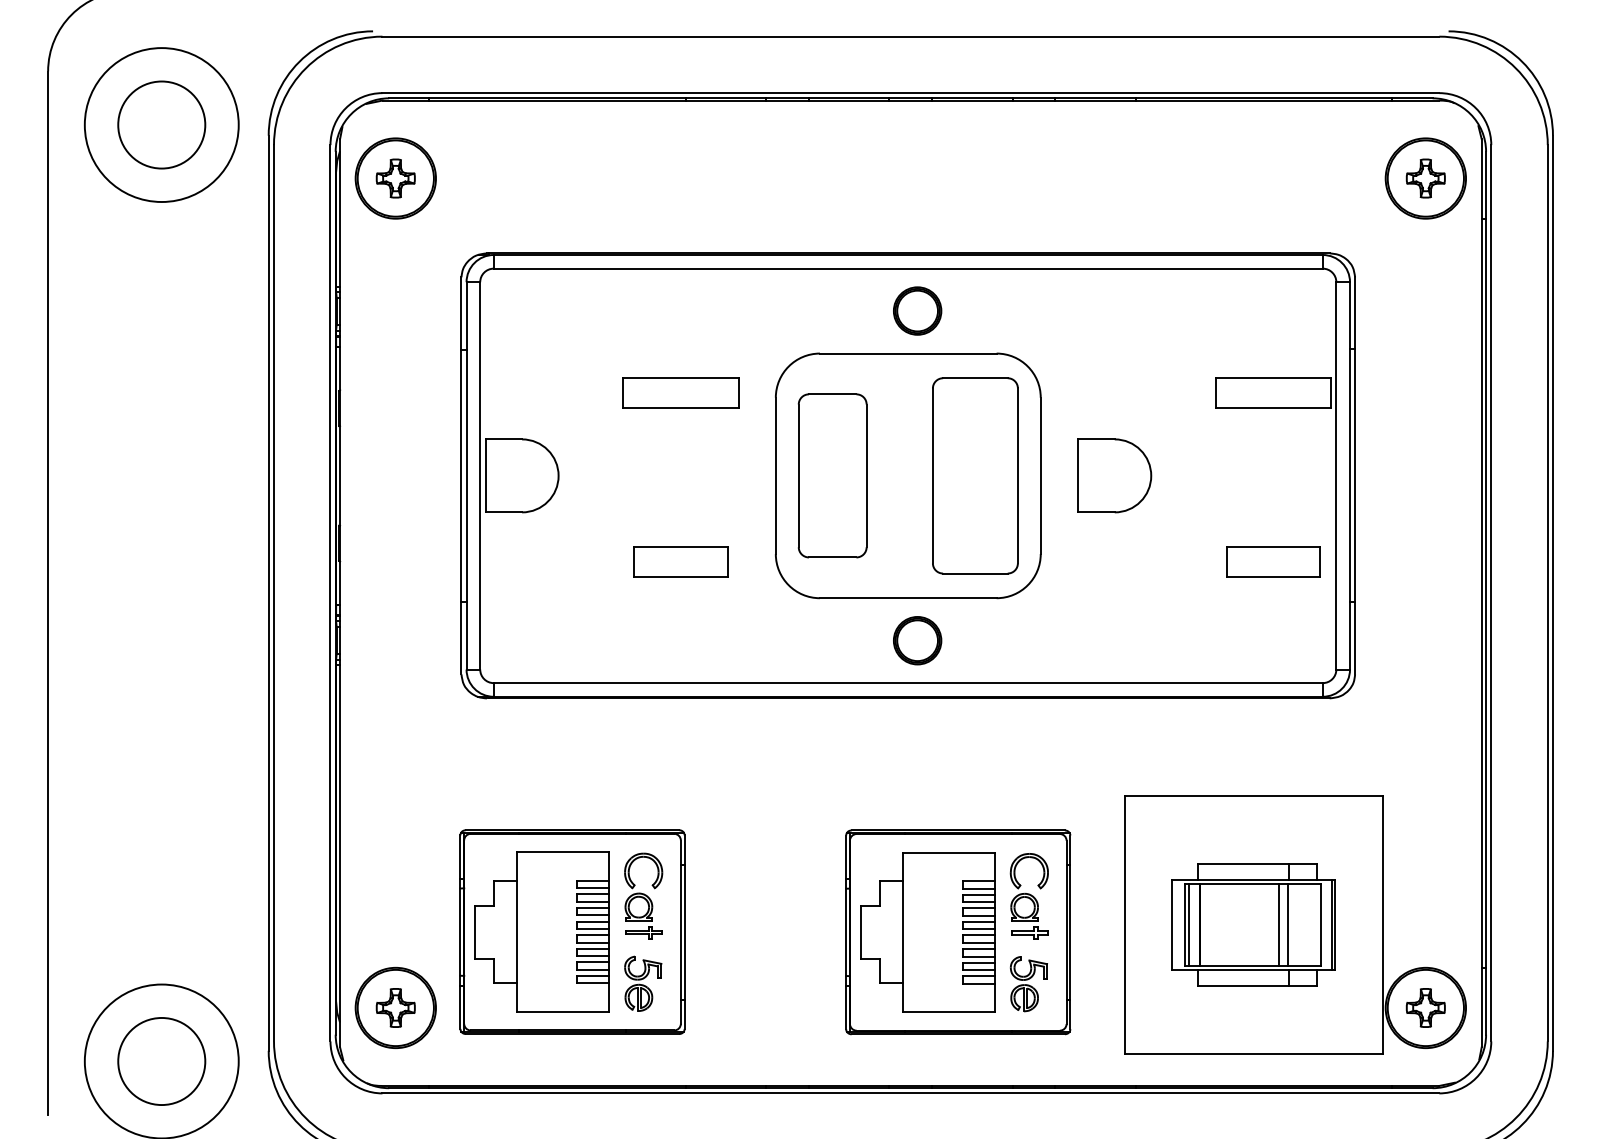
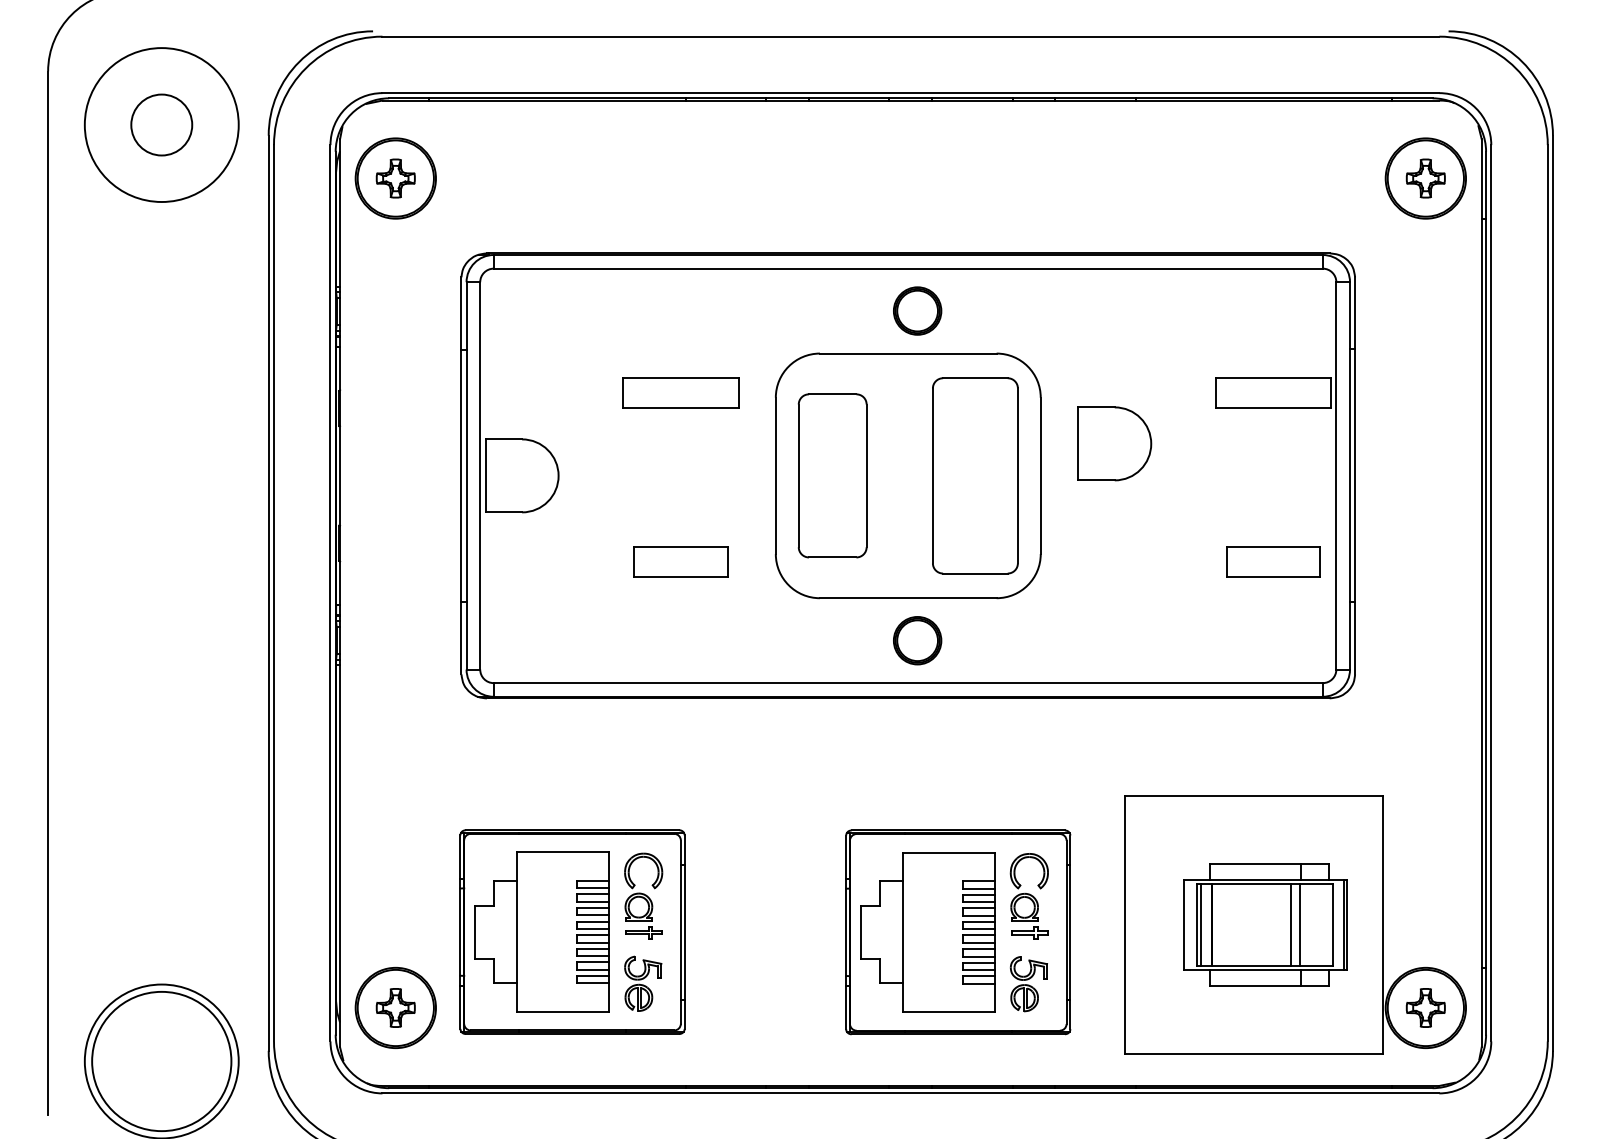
circle diameter: 87 px -> 61 px (161, 124)
part position: (1114, 475) -> (1114, 443) (1114, 443)
part position: (1253, 924) -> (1265, 924) (1265, 924)
circle diameter: 87 px -> 139 px (161, 1061)
